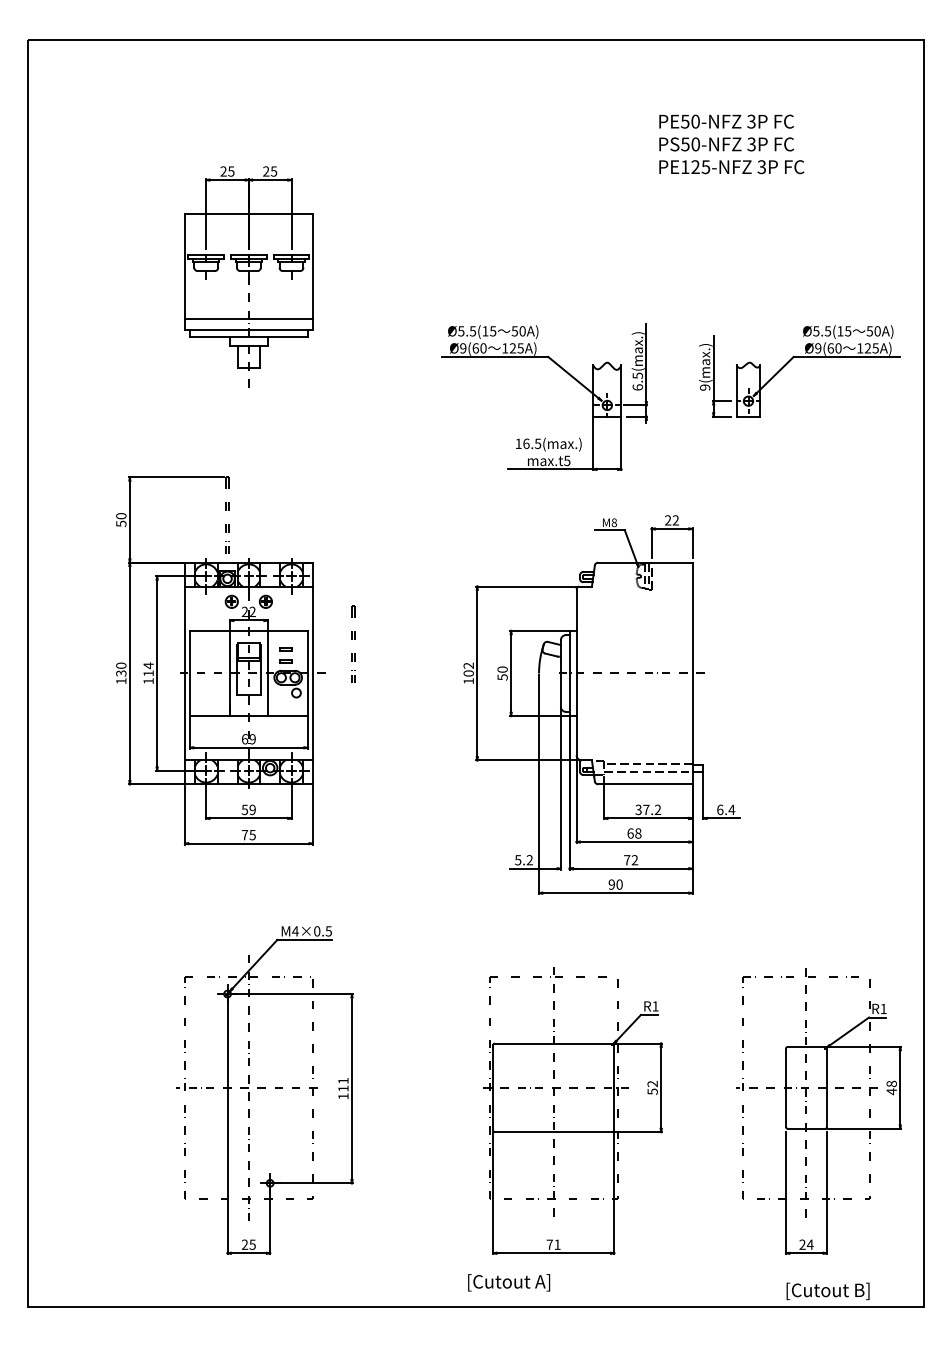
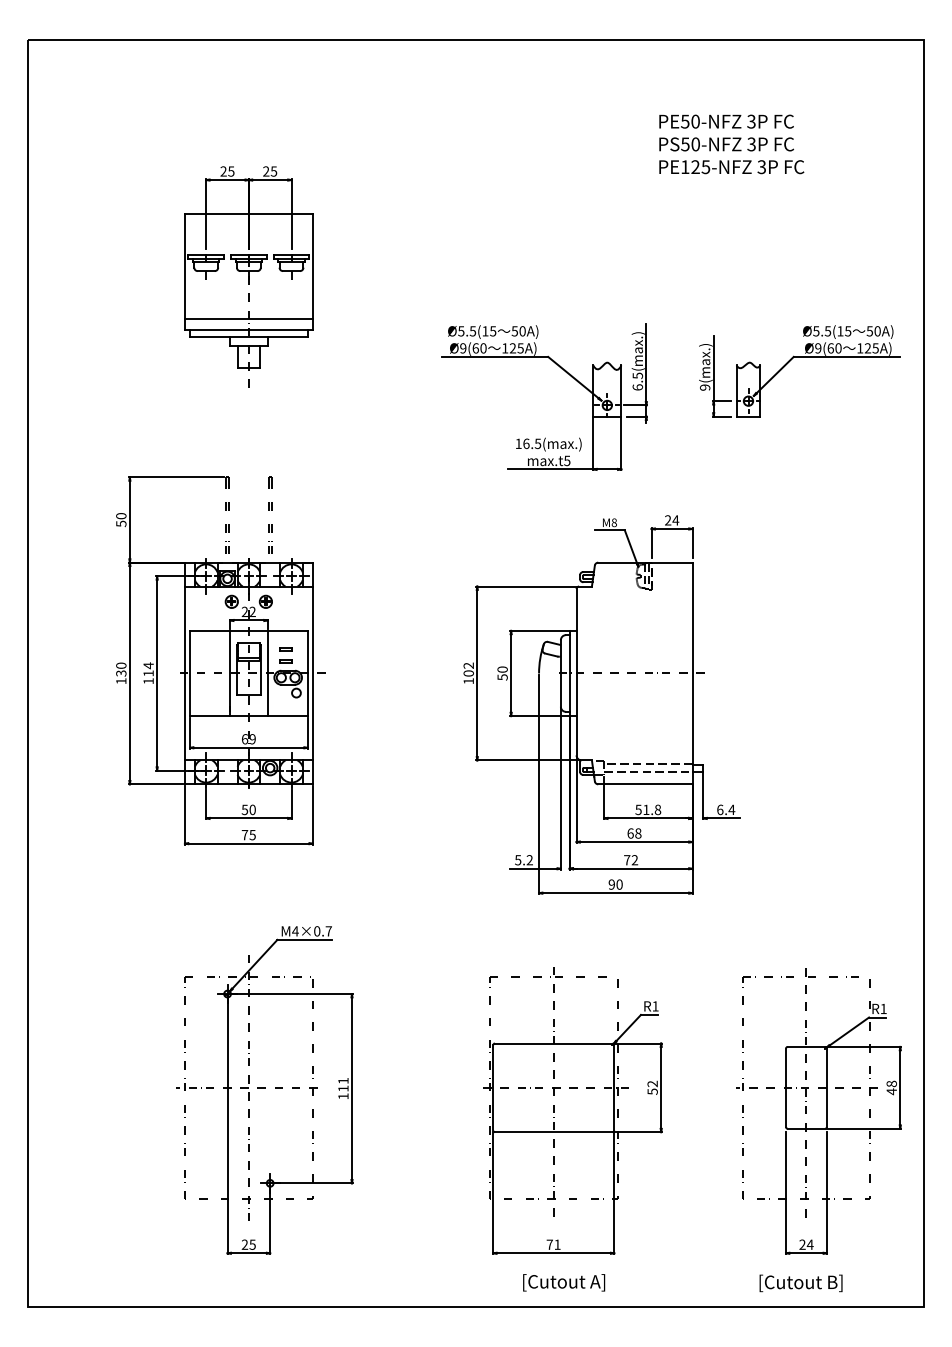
text: 22 -> 24 (675, 520)
part position: (353, 643) -> (270, 514) (270, 514)
text: 59 -> 50 (252, 809)
text: 37.2 -> 51.8 (648, 809)
text: M4×0.5 -> M4×0.7 (328, 931)
text position: (509, 1282) -> (564, 1282) (564, 1282)
text position: (827, 1291) -> (800, 1283) (800, 1283)
